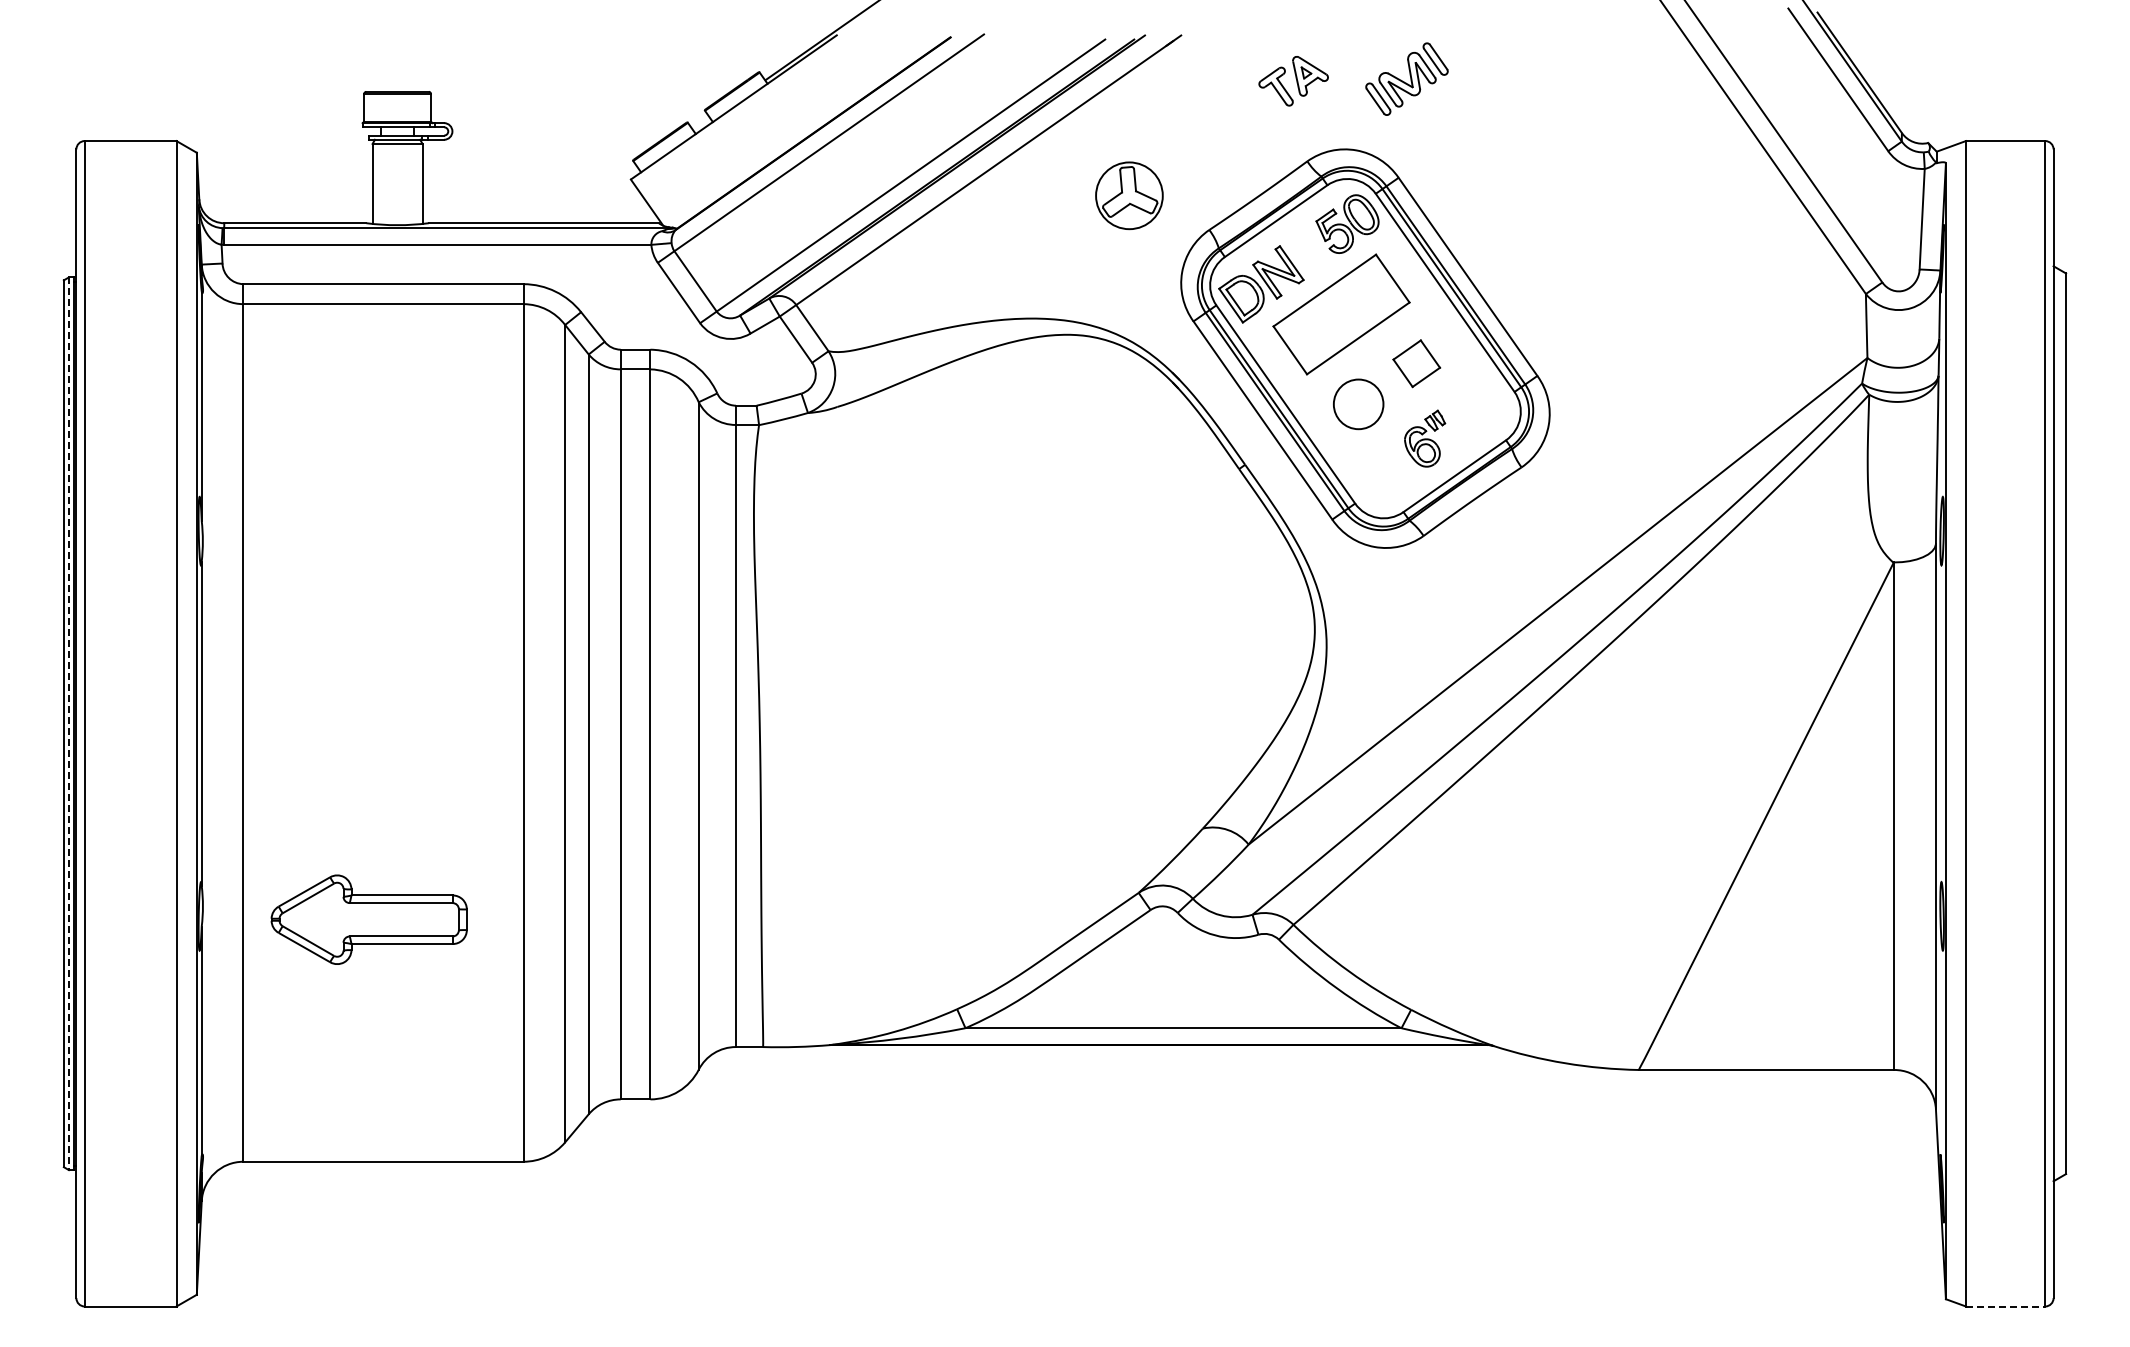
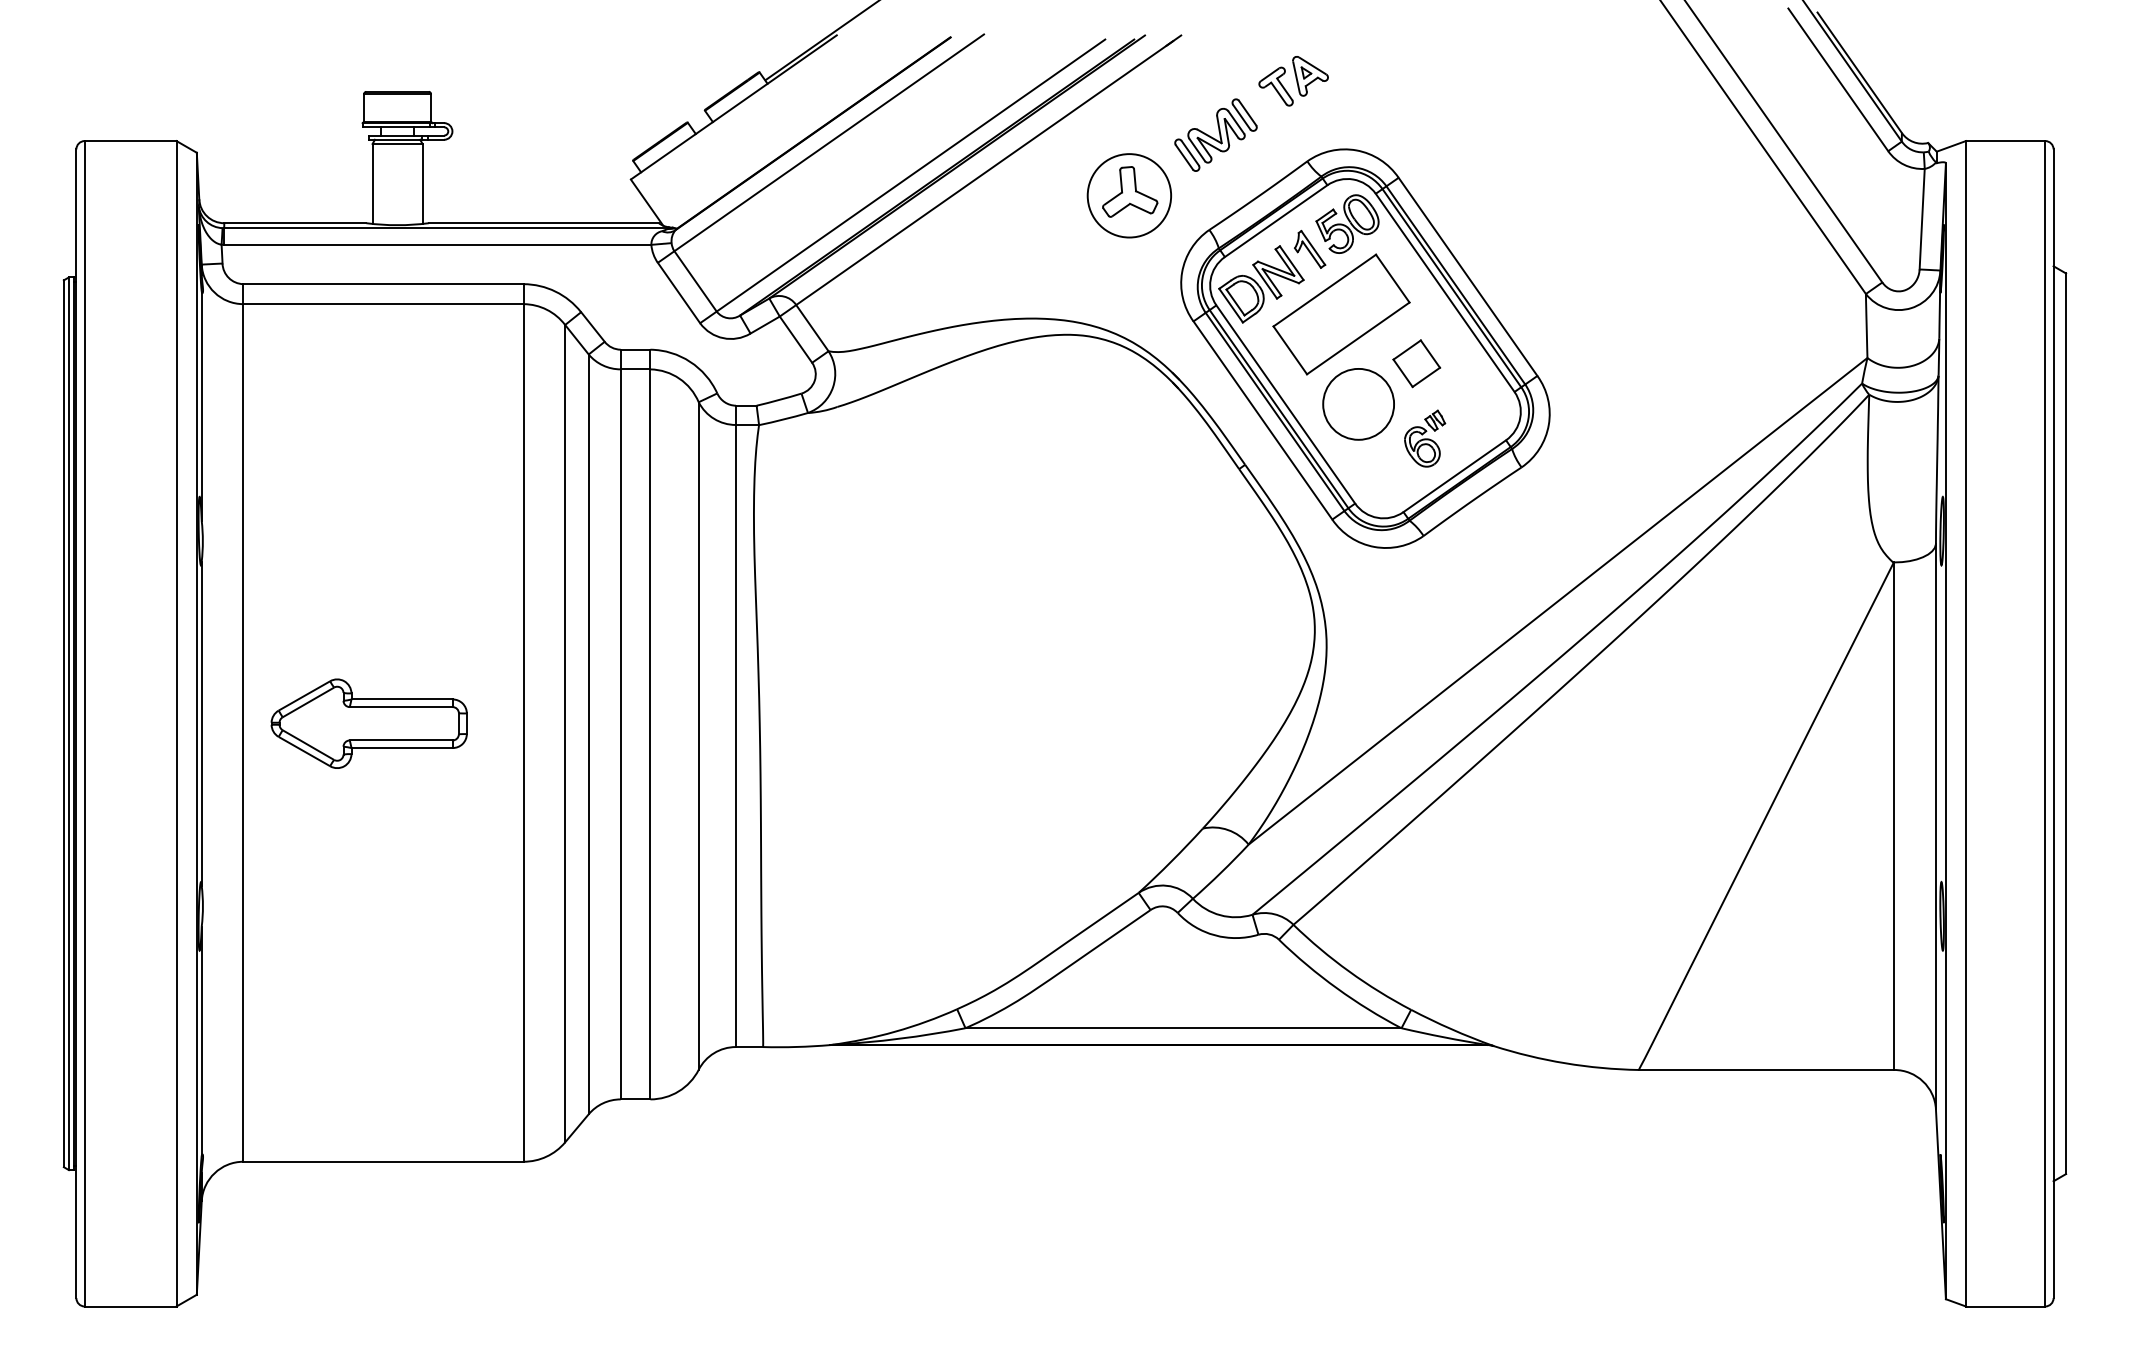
part position: (1406, 78) -> (1215, 134) (1215, 134)
circle diameter: 67 px -> 83 px (1129, 195)
part: none -> present (1310, 249)
circle diameter: 50 px -> 71 px (1358, 403)
line: dashed -> solid (68, 724)
part position: (368, 919) -> (368, 723) (368, 723)
line: dashed -> solid (2005, 1306)
